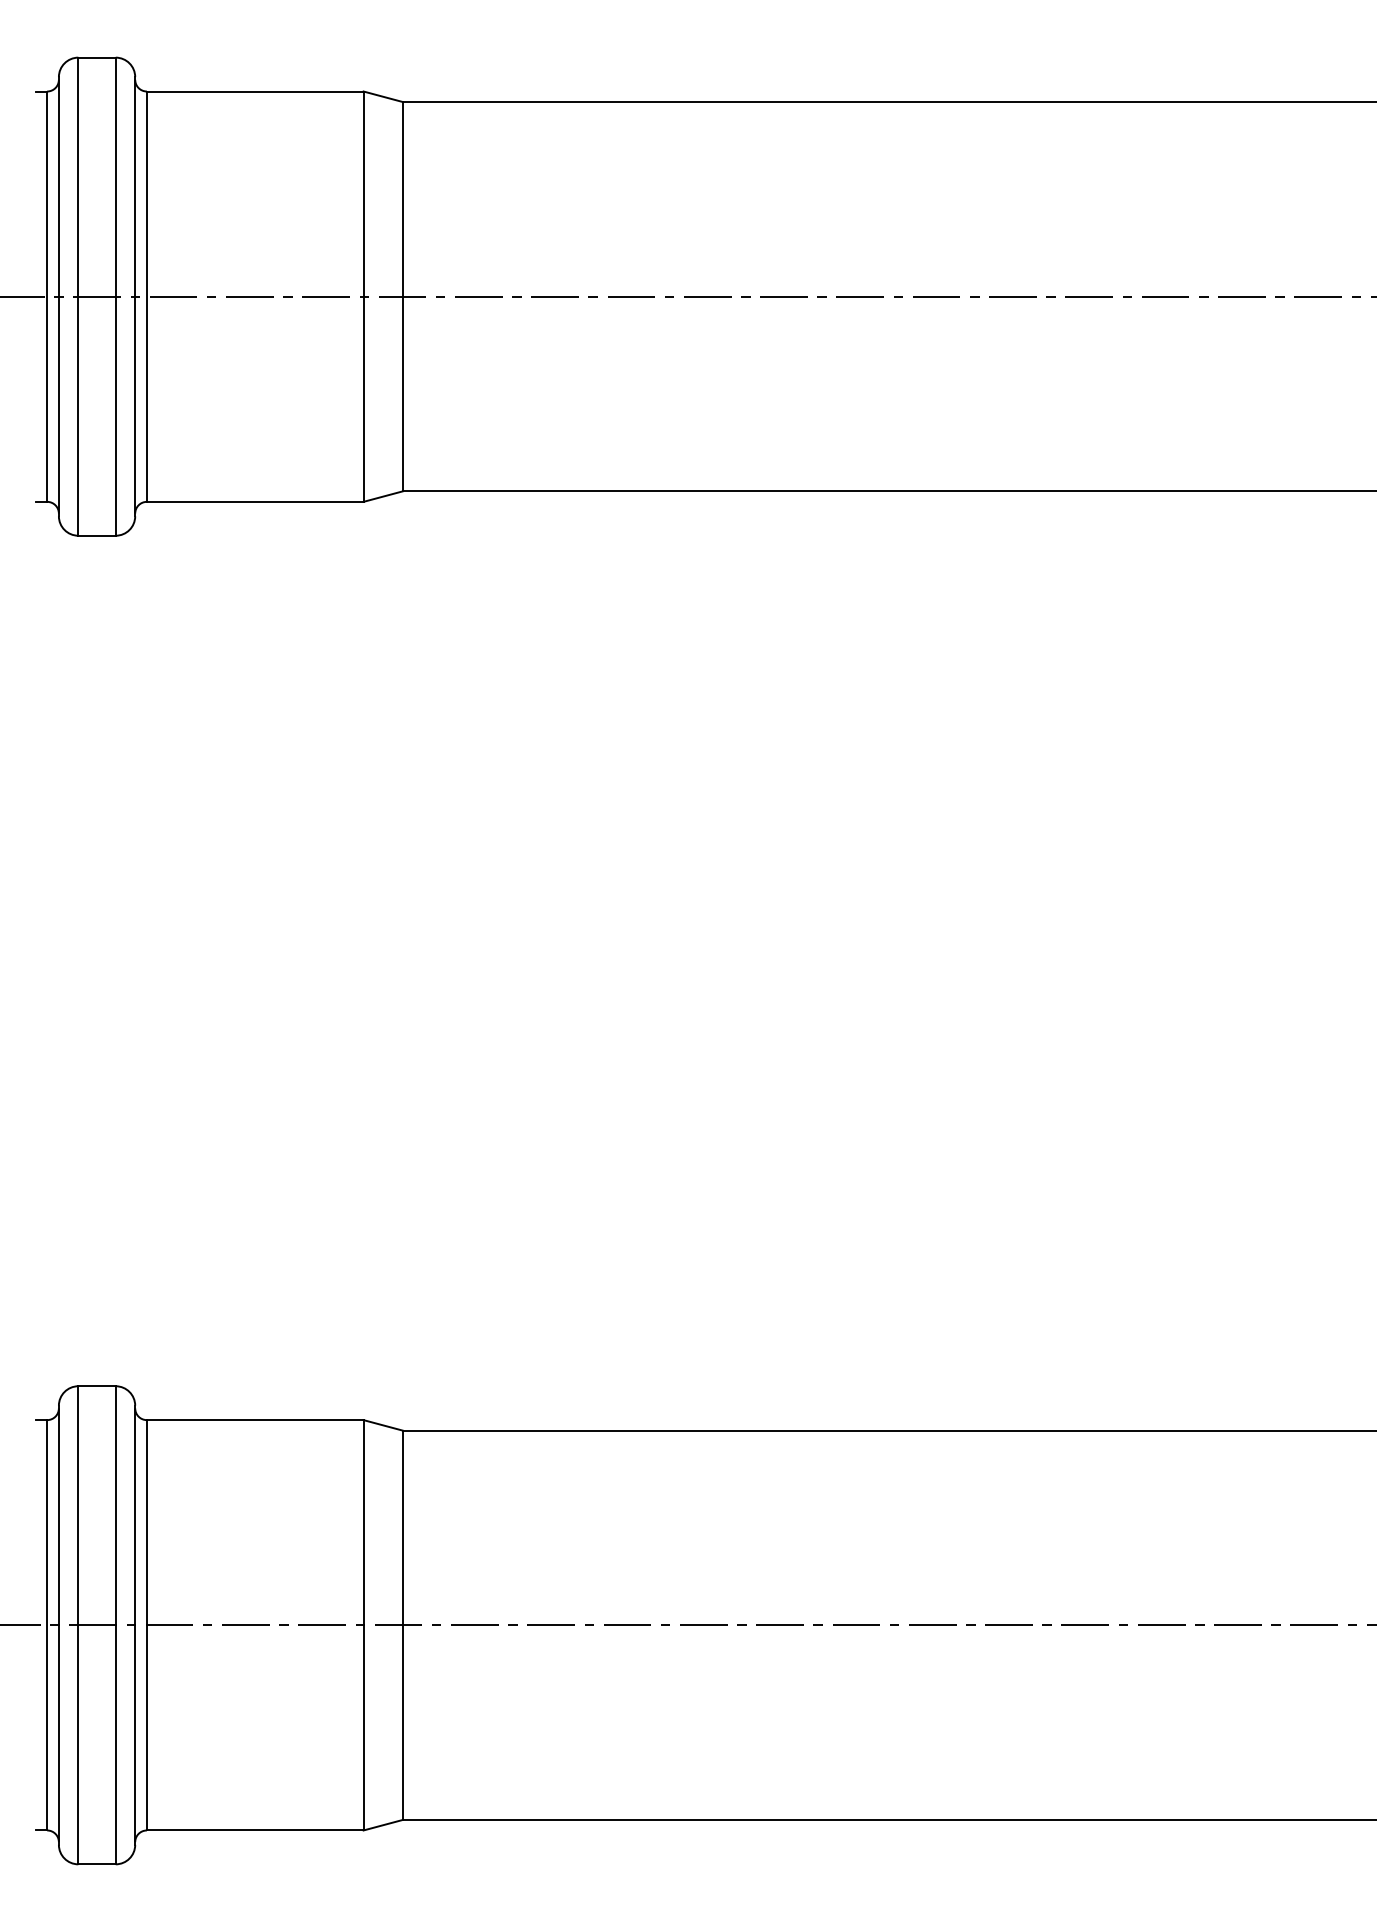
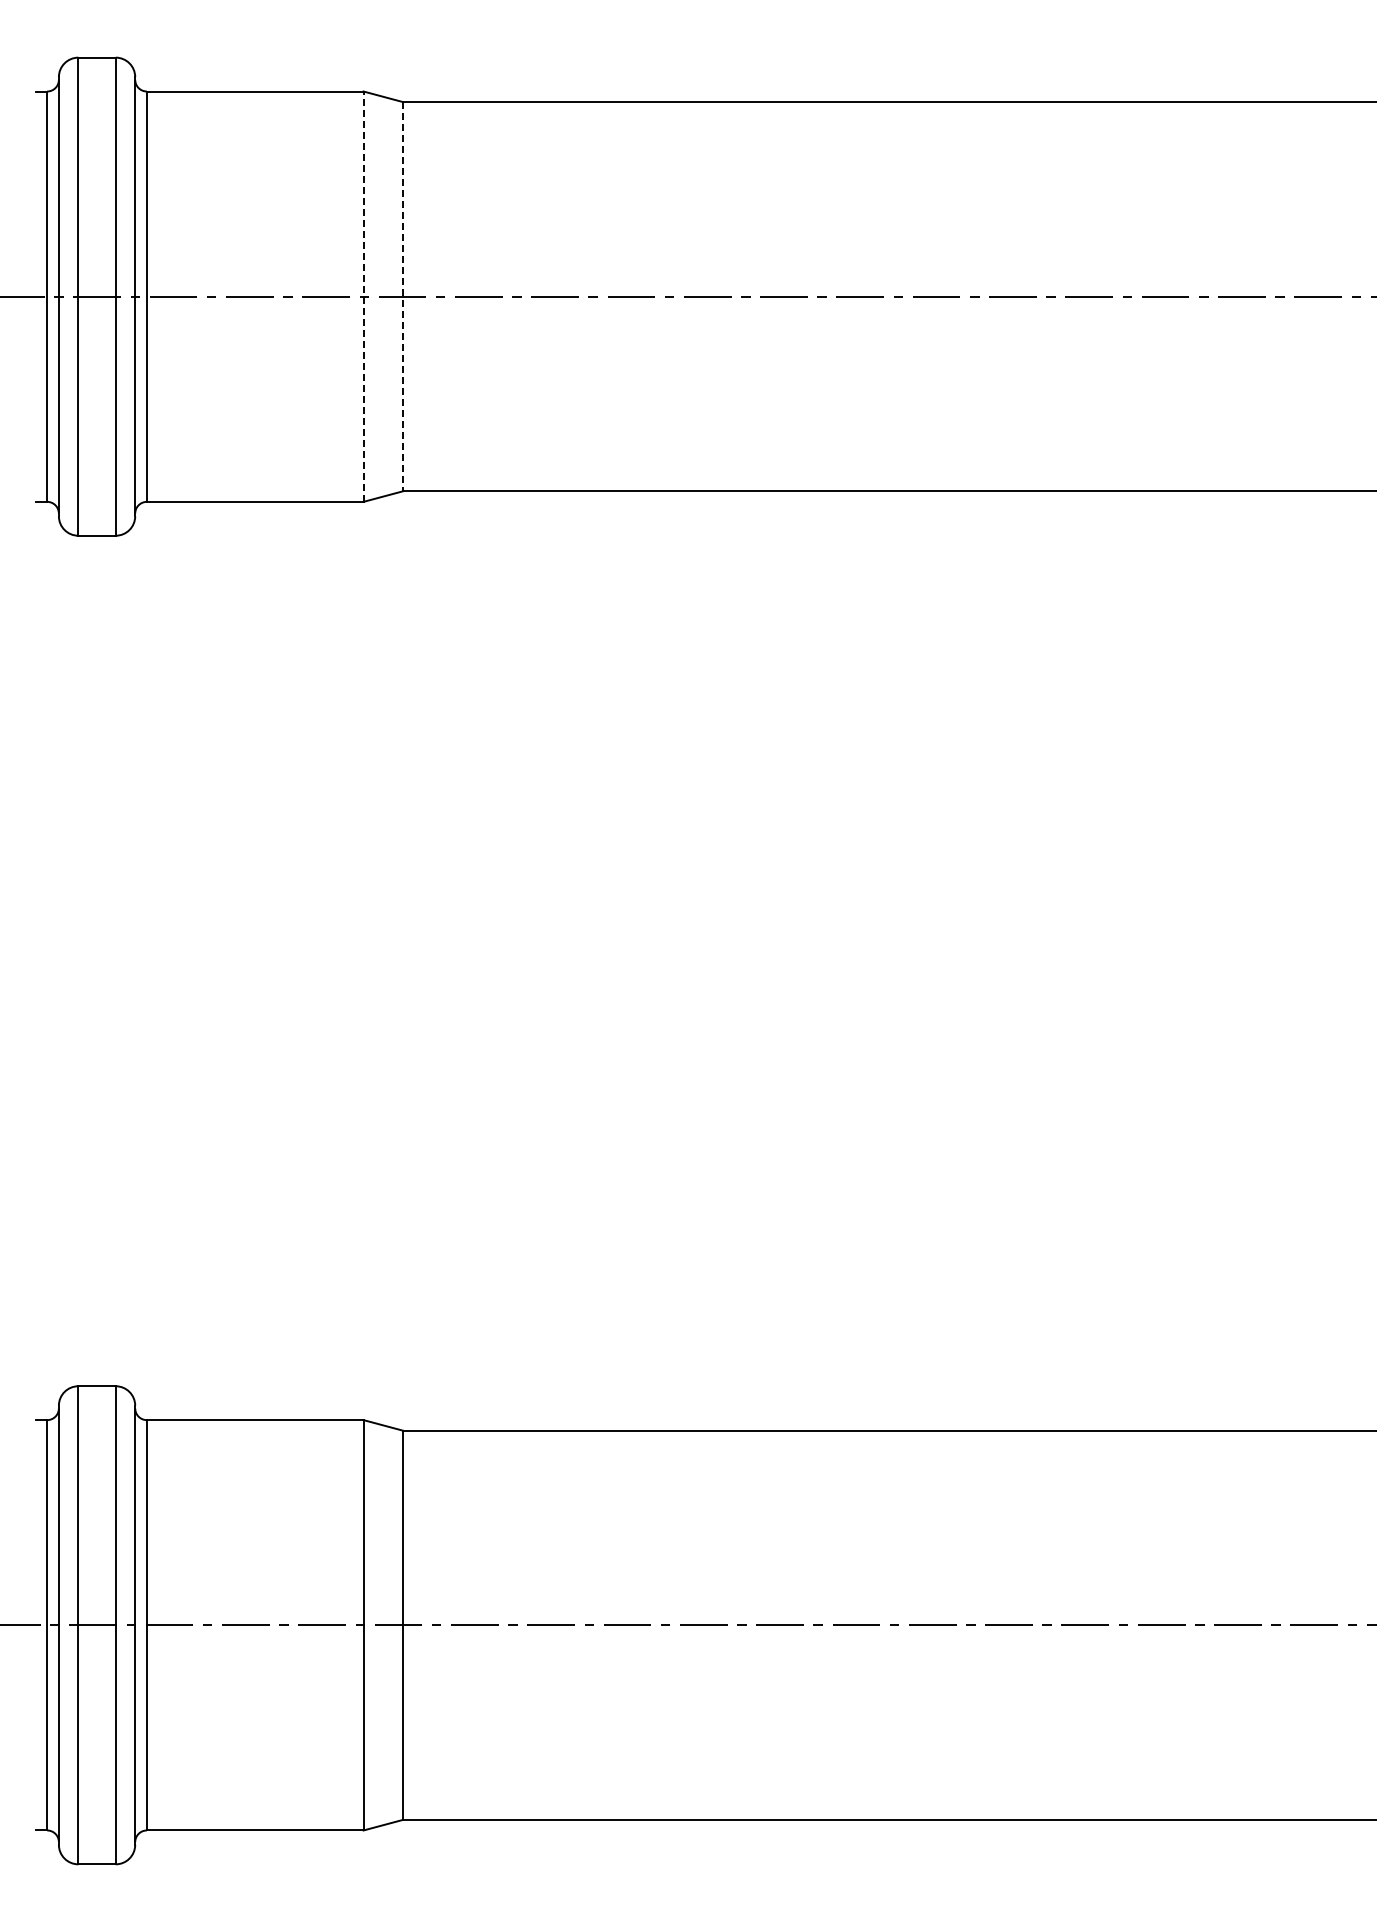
line: solid -> dashed (363, 296)
line: solid -> dashed (402, 296)
